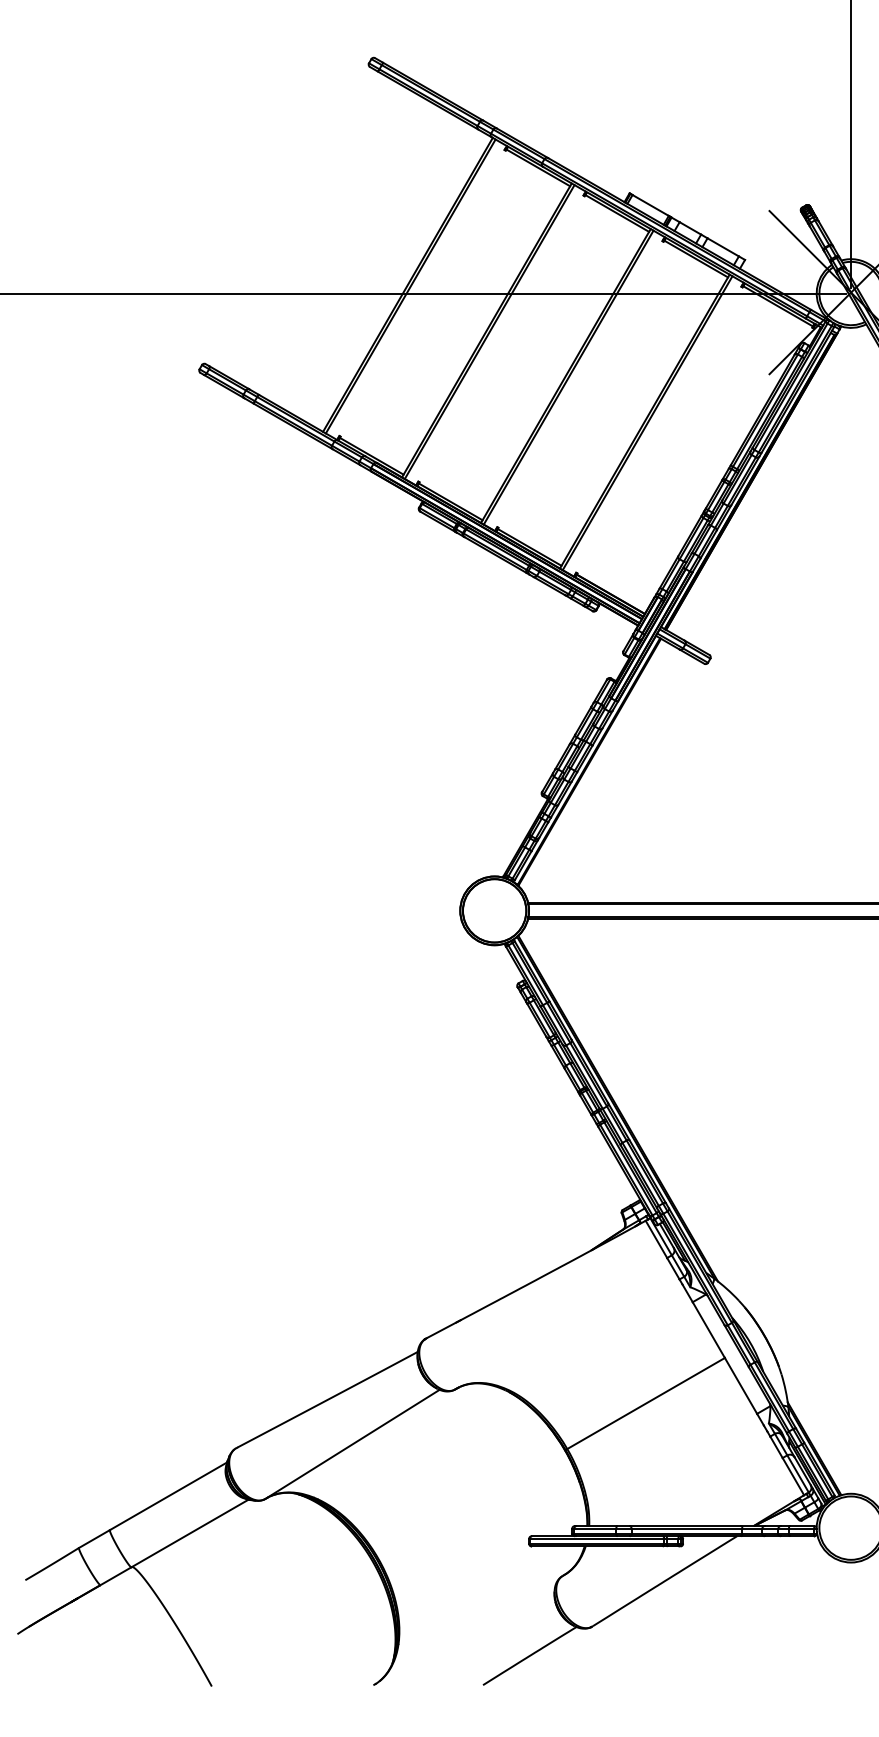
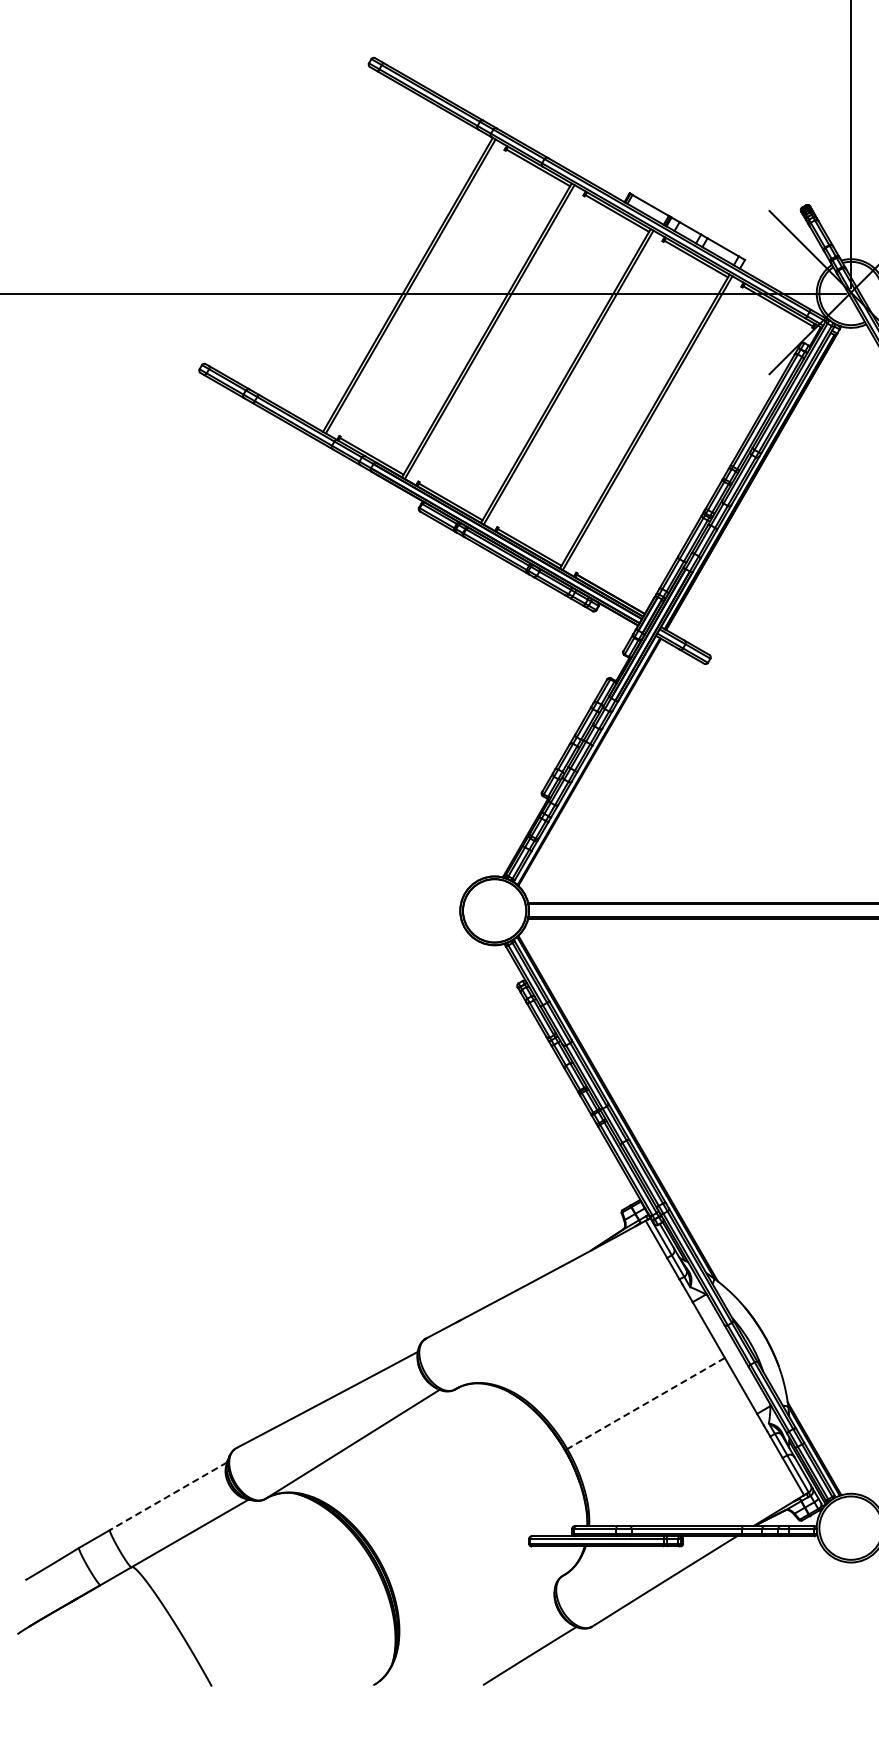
line: solid -> dashed (645, 1403)
line: solid -> dashed (168, 1496)
